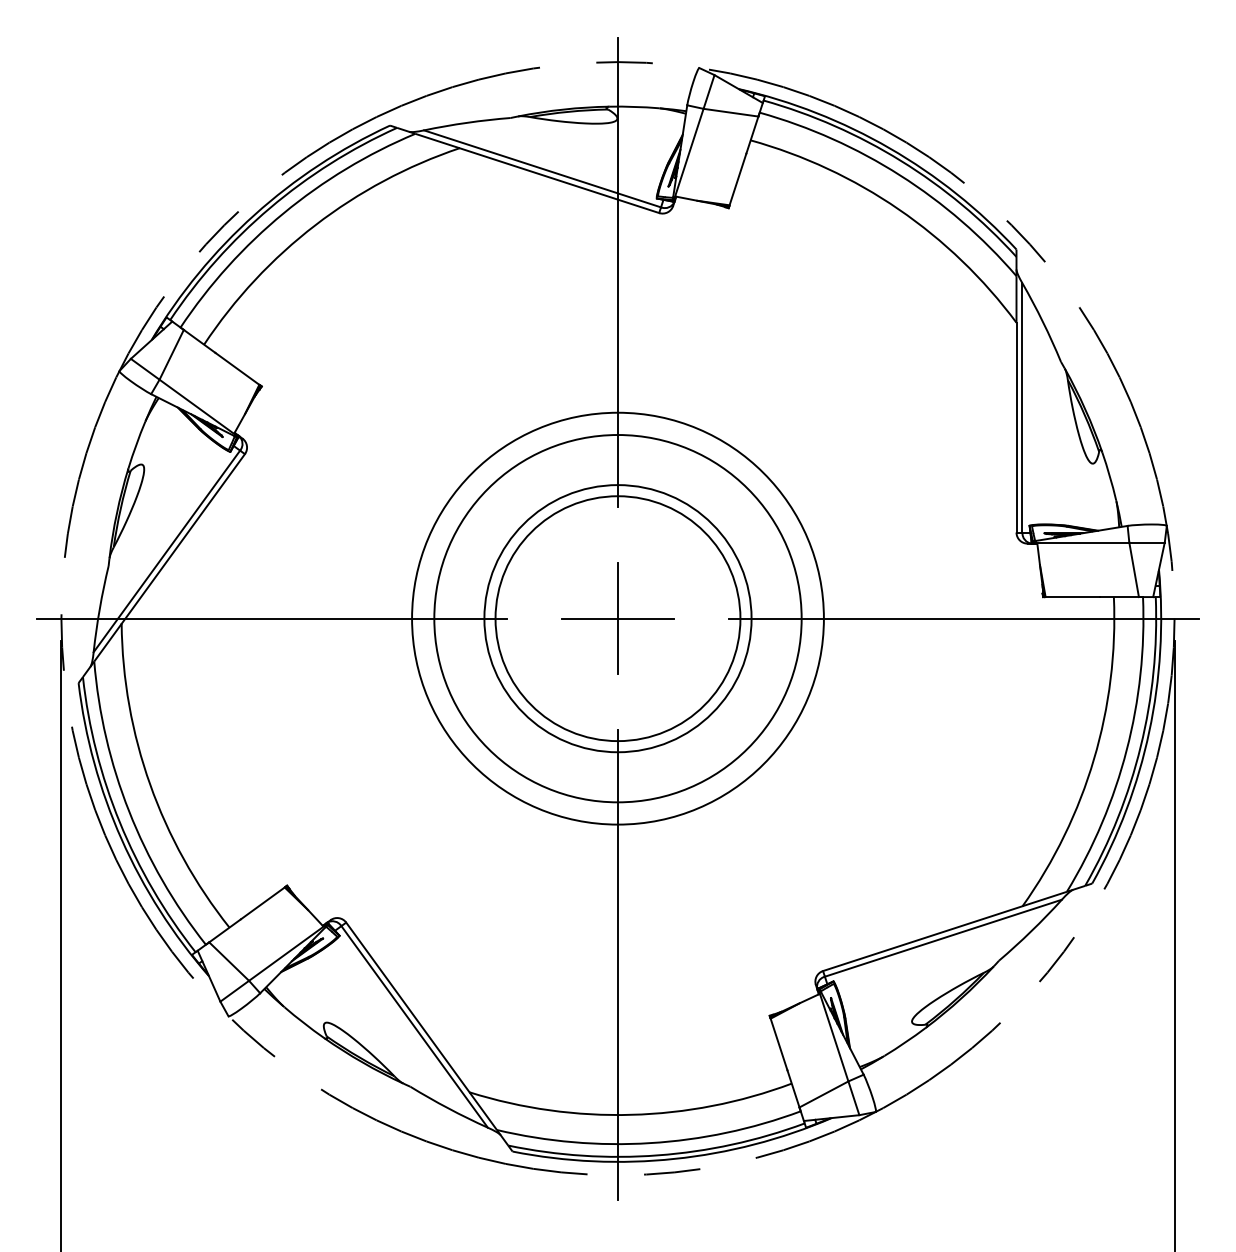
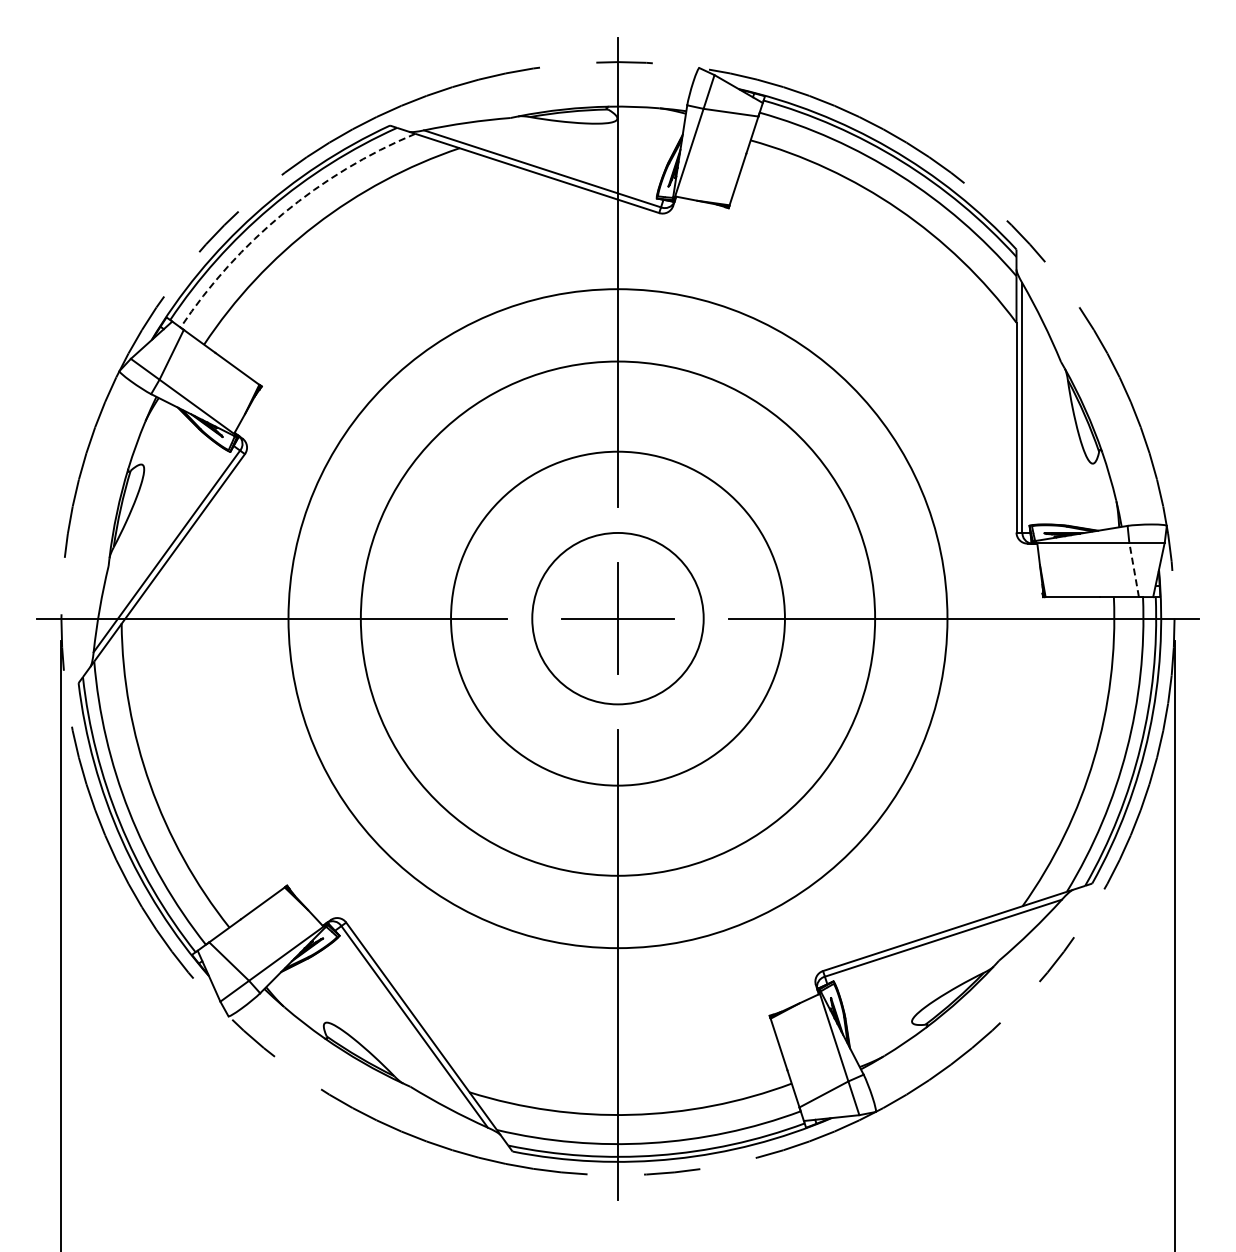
arc: solid -> dashed (283, 213)
line: solid -> dashed (1134, 569)
circle diameter: 245 px -> 171 px (617, 618)
circle diameter: 267 px -> 334 px (617, 618)
circle diameter: 367 px -> 514 px (617, 618)
circle diameter: 412 px -> 659 px (617, 618)
